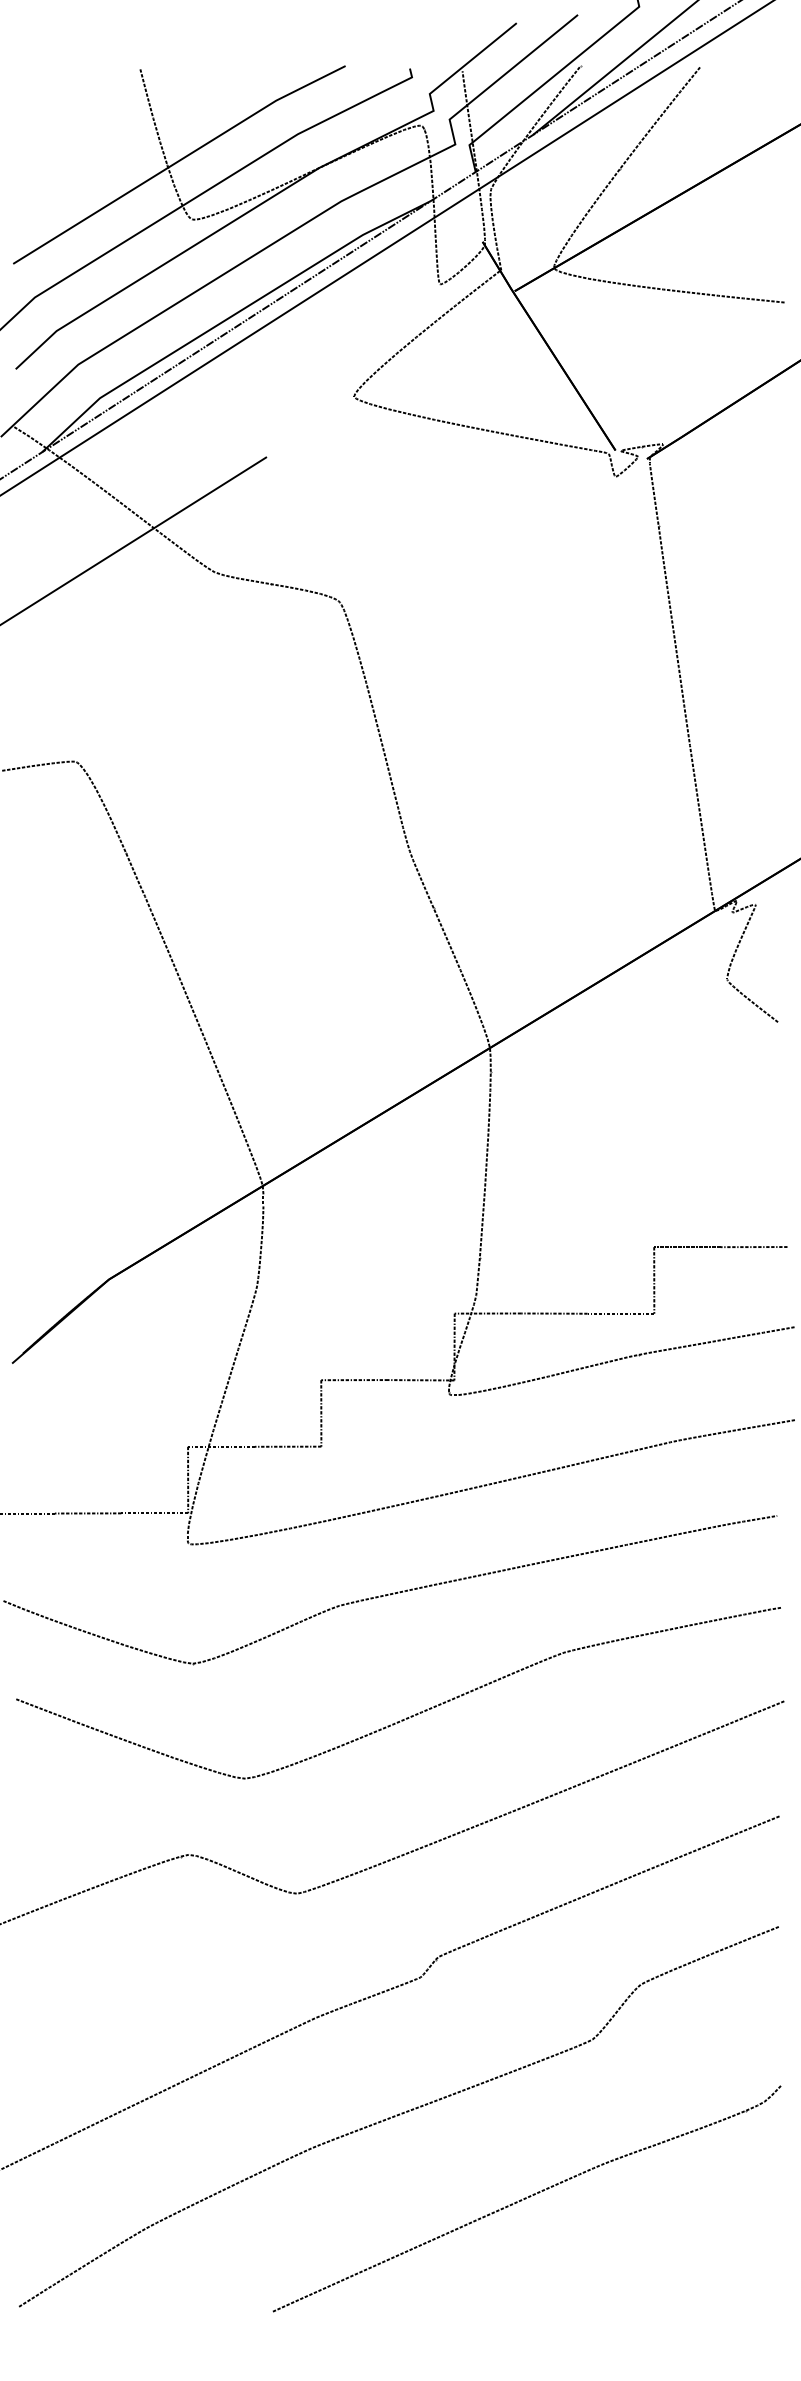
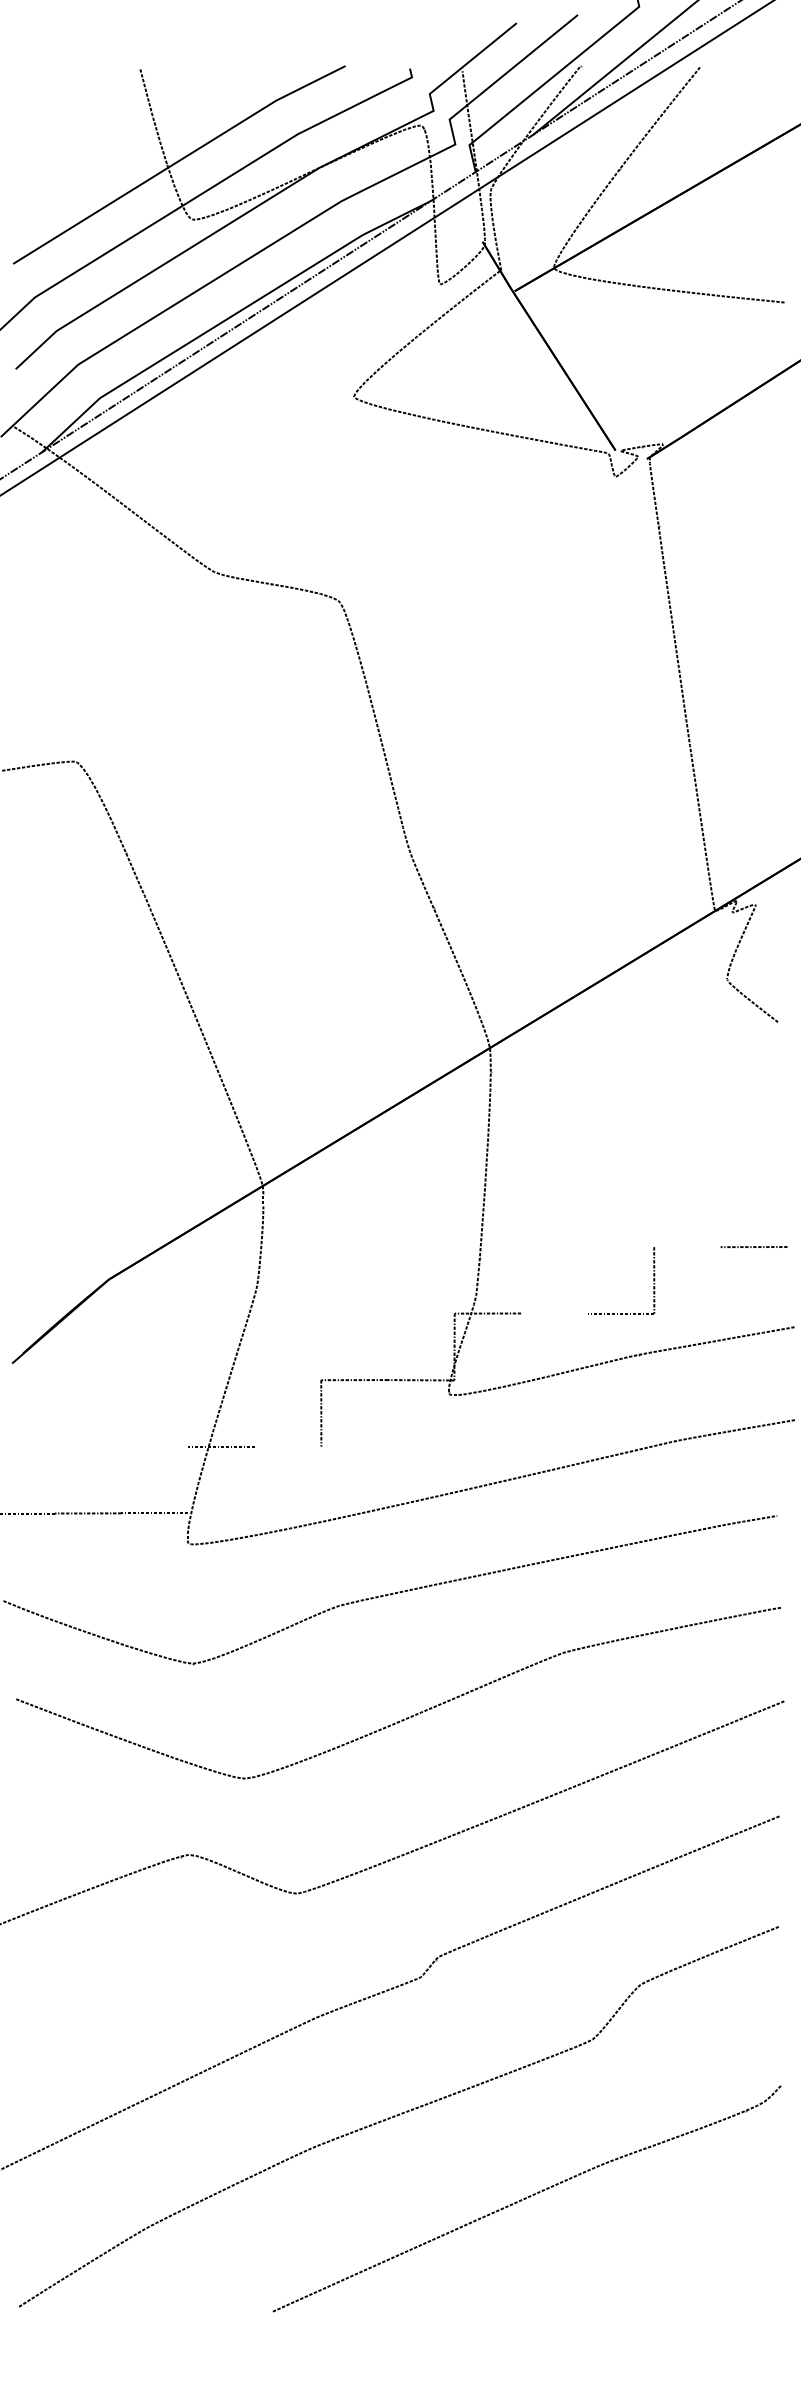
line: present -> none (134, 540)
line: present -> none (687, 1247)
line: present -> none (554, 1313)
line: present -> none (287, 1446)
line: present -> none (188, 1479)
